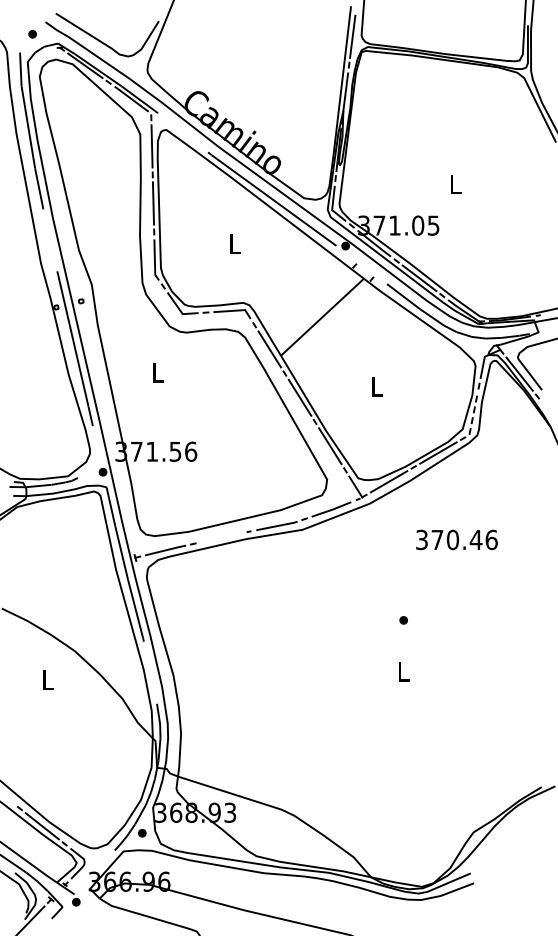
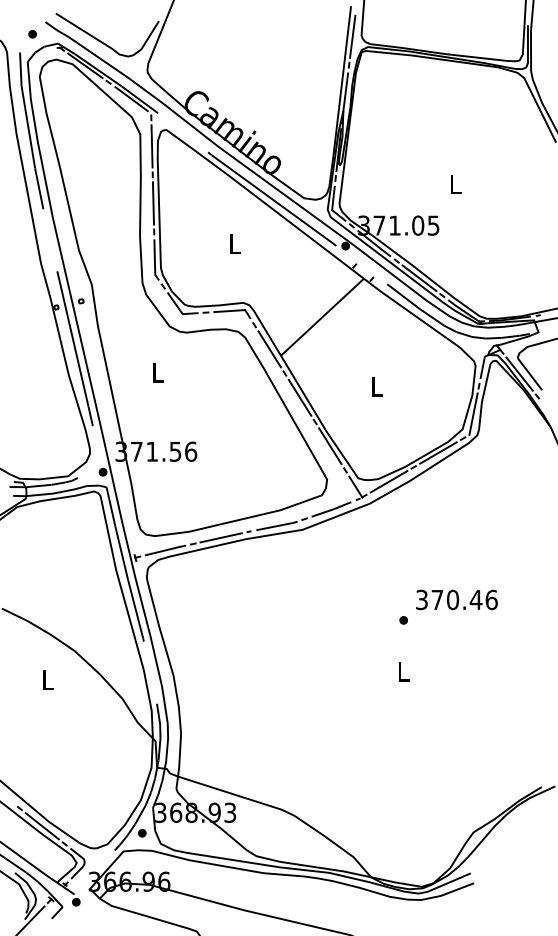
line: dashed -> solid (473, 413)
line: none -> present (220, 537)
text position: (456, 539) -> (456, 599) (456, 599)
